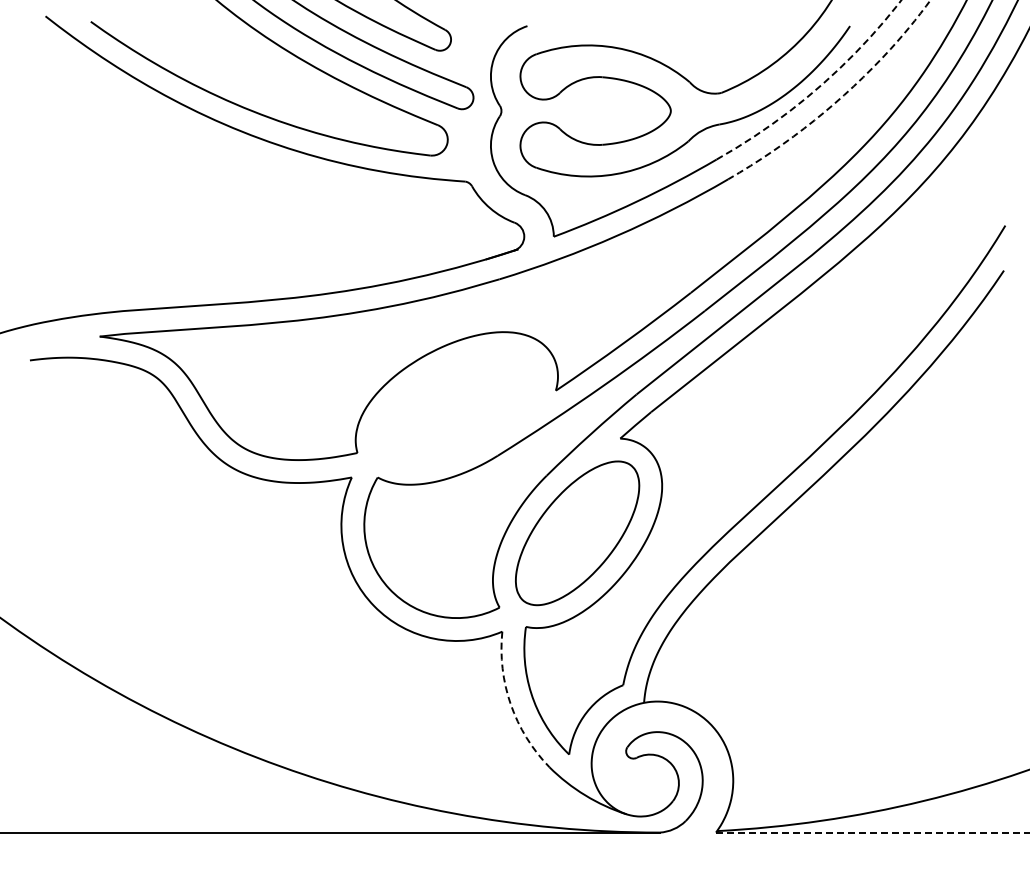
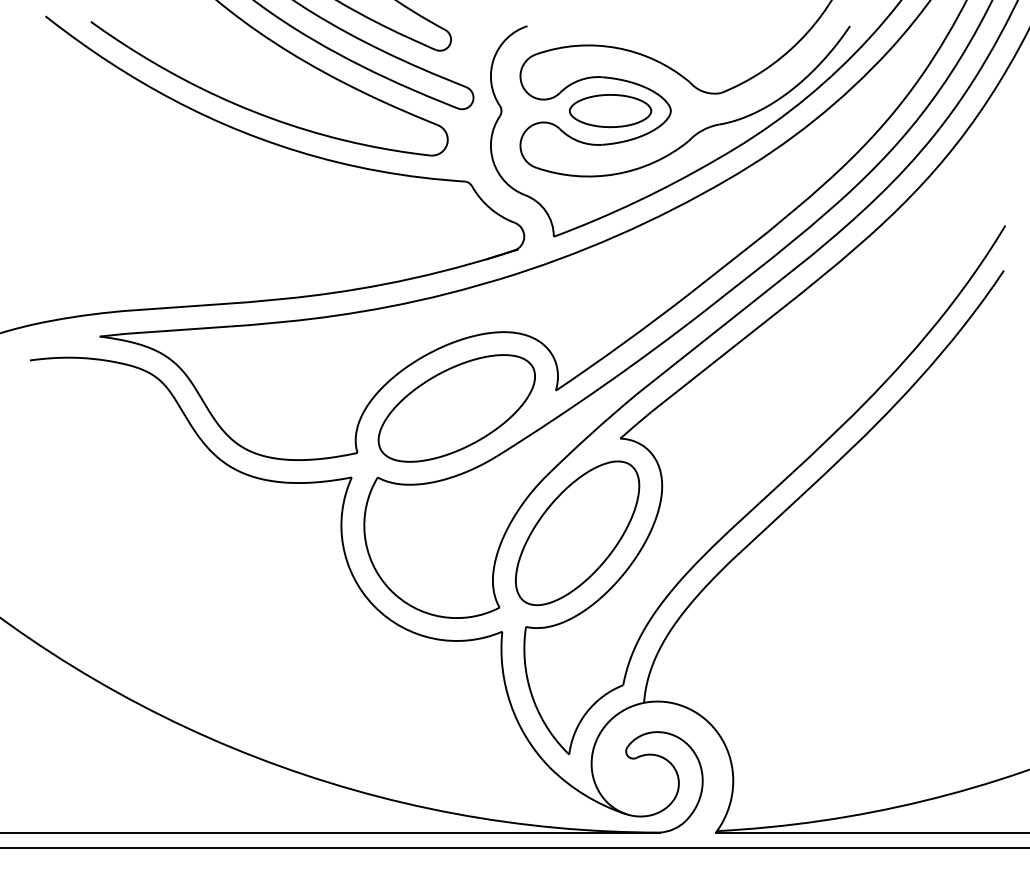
arc: dashed -> solid (817, 88)
line: dashed -> solid (837, 100)
part: none -> present (610, 111)
part: none -> present (456, 408)
arc: dashed -> solid (510, 704)
line: dashed -> solid (872, 832)
line: none -> present (514, 847)
